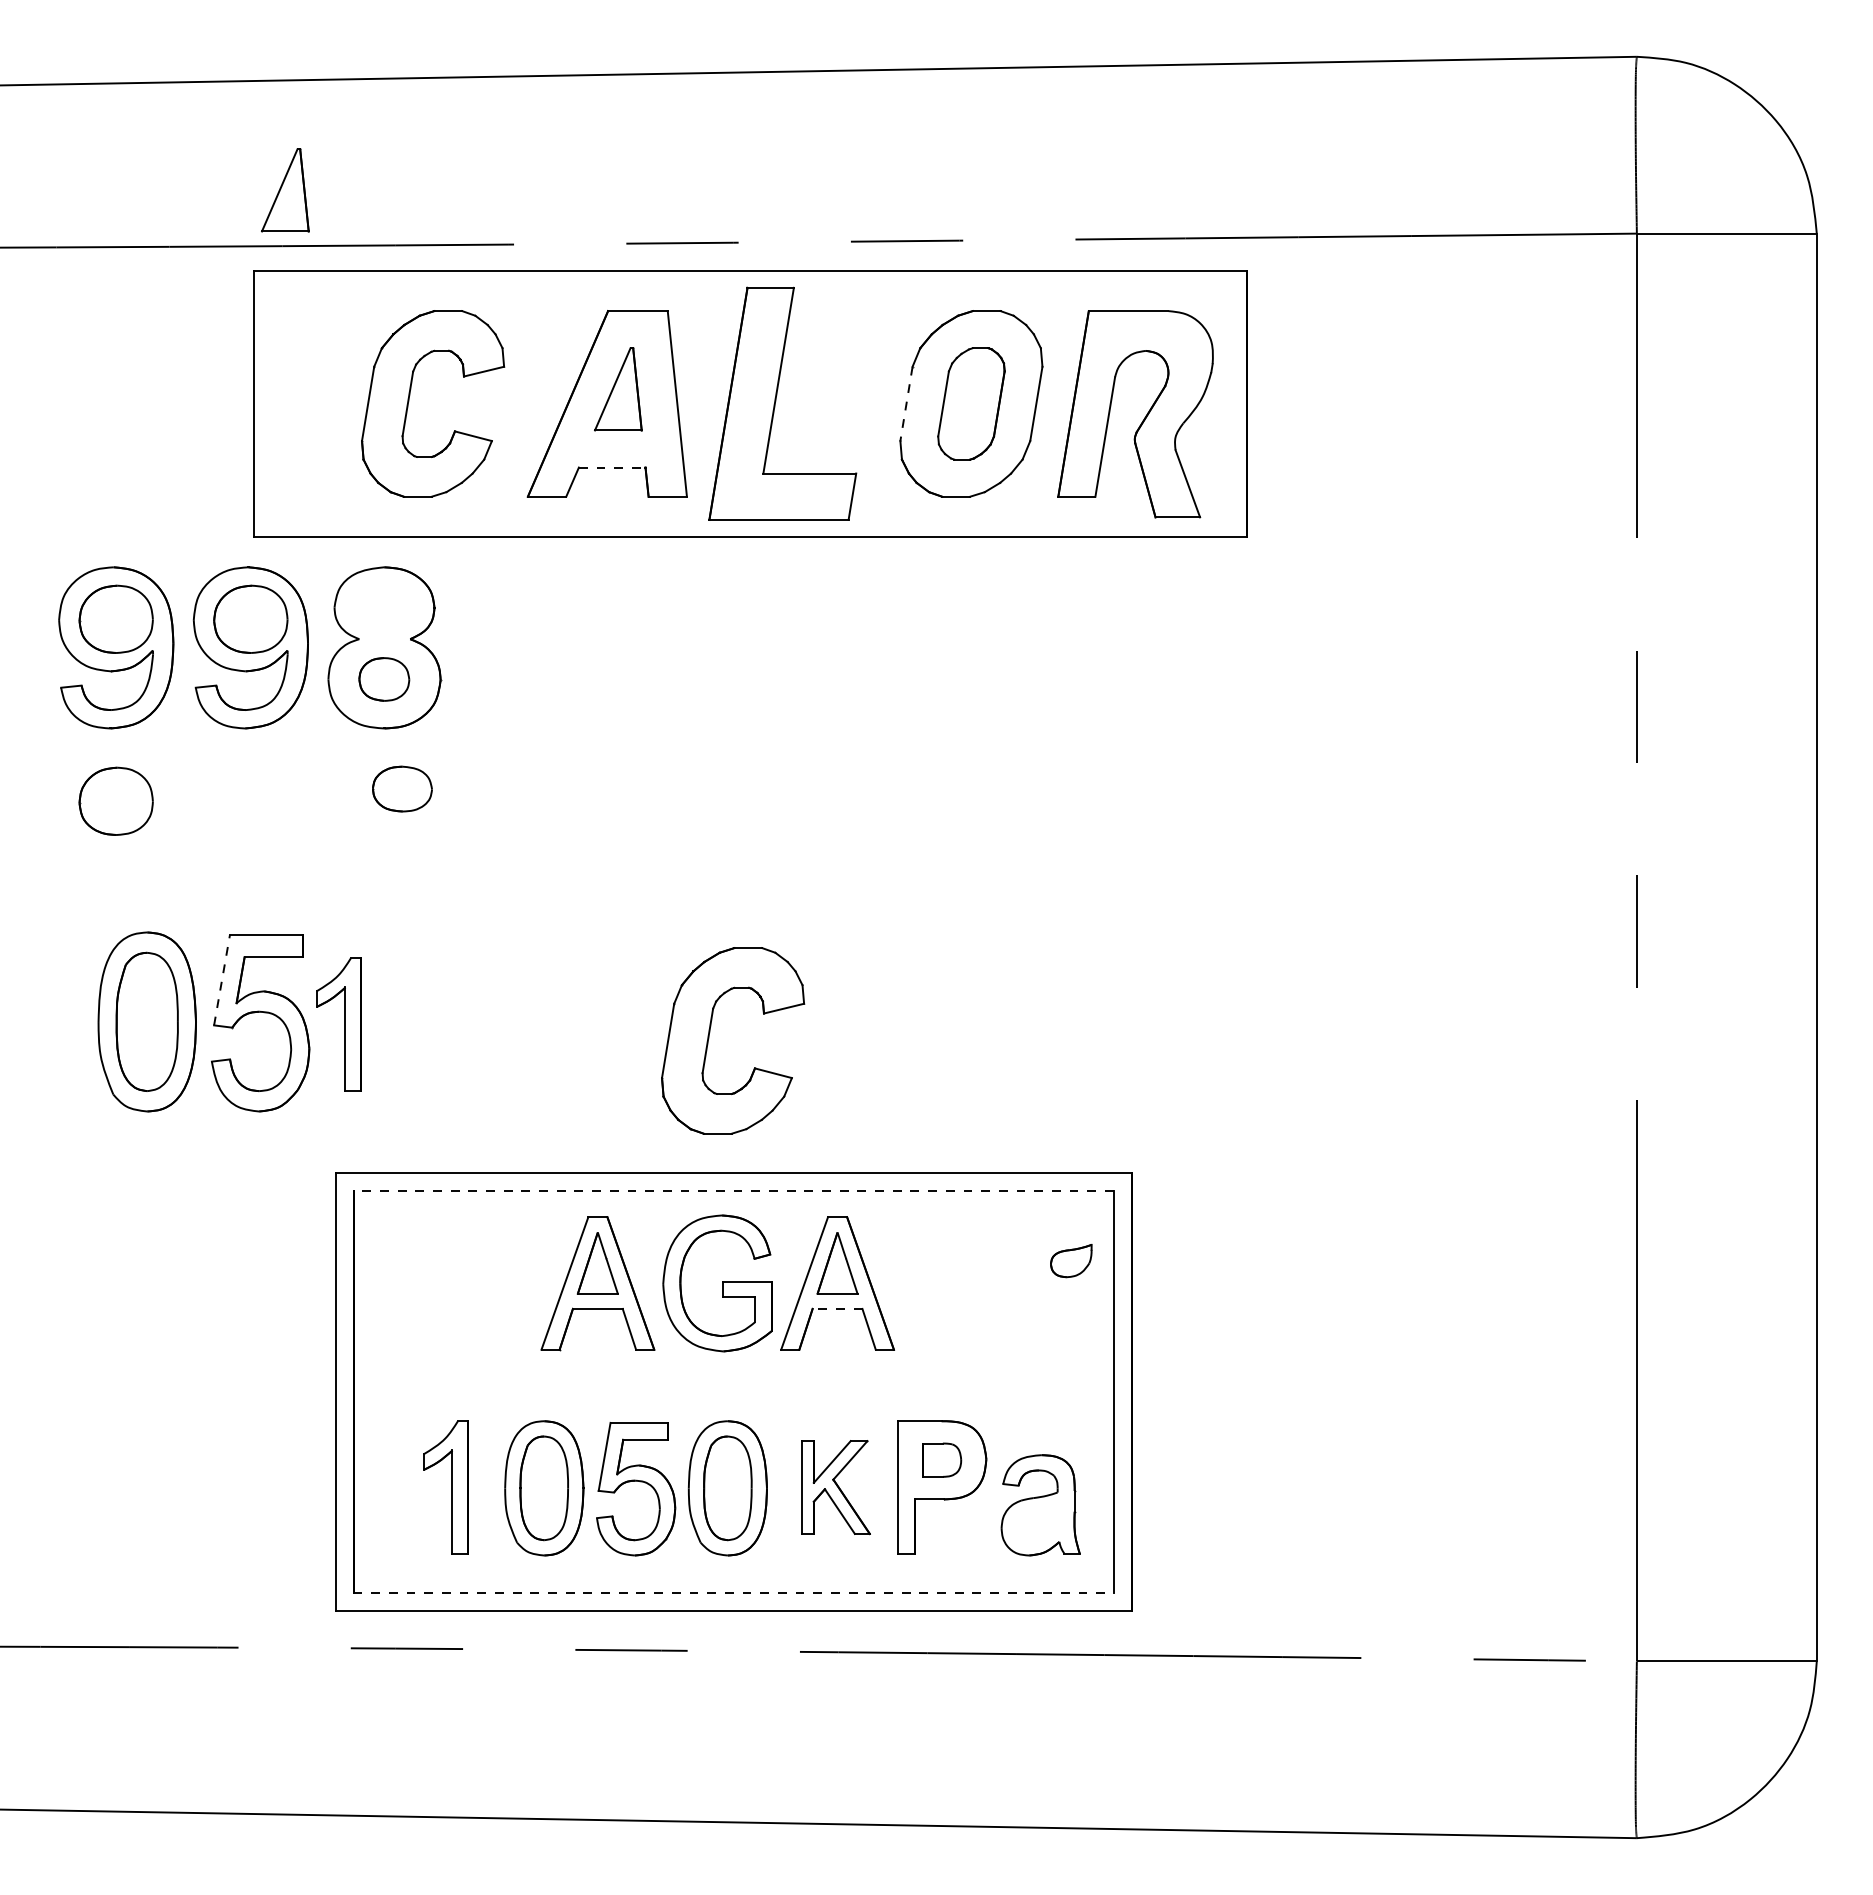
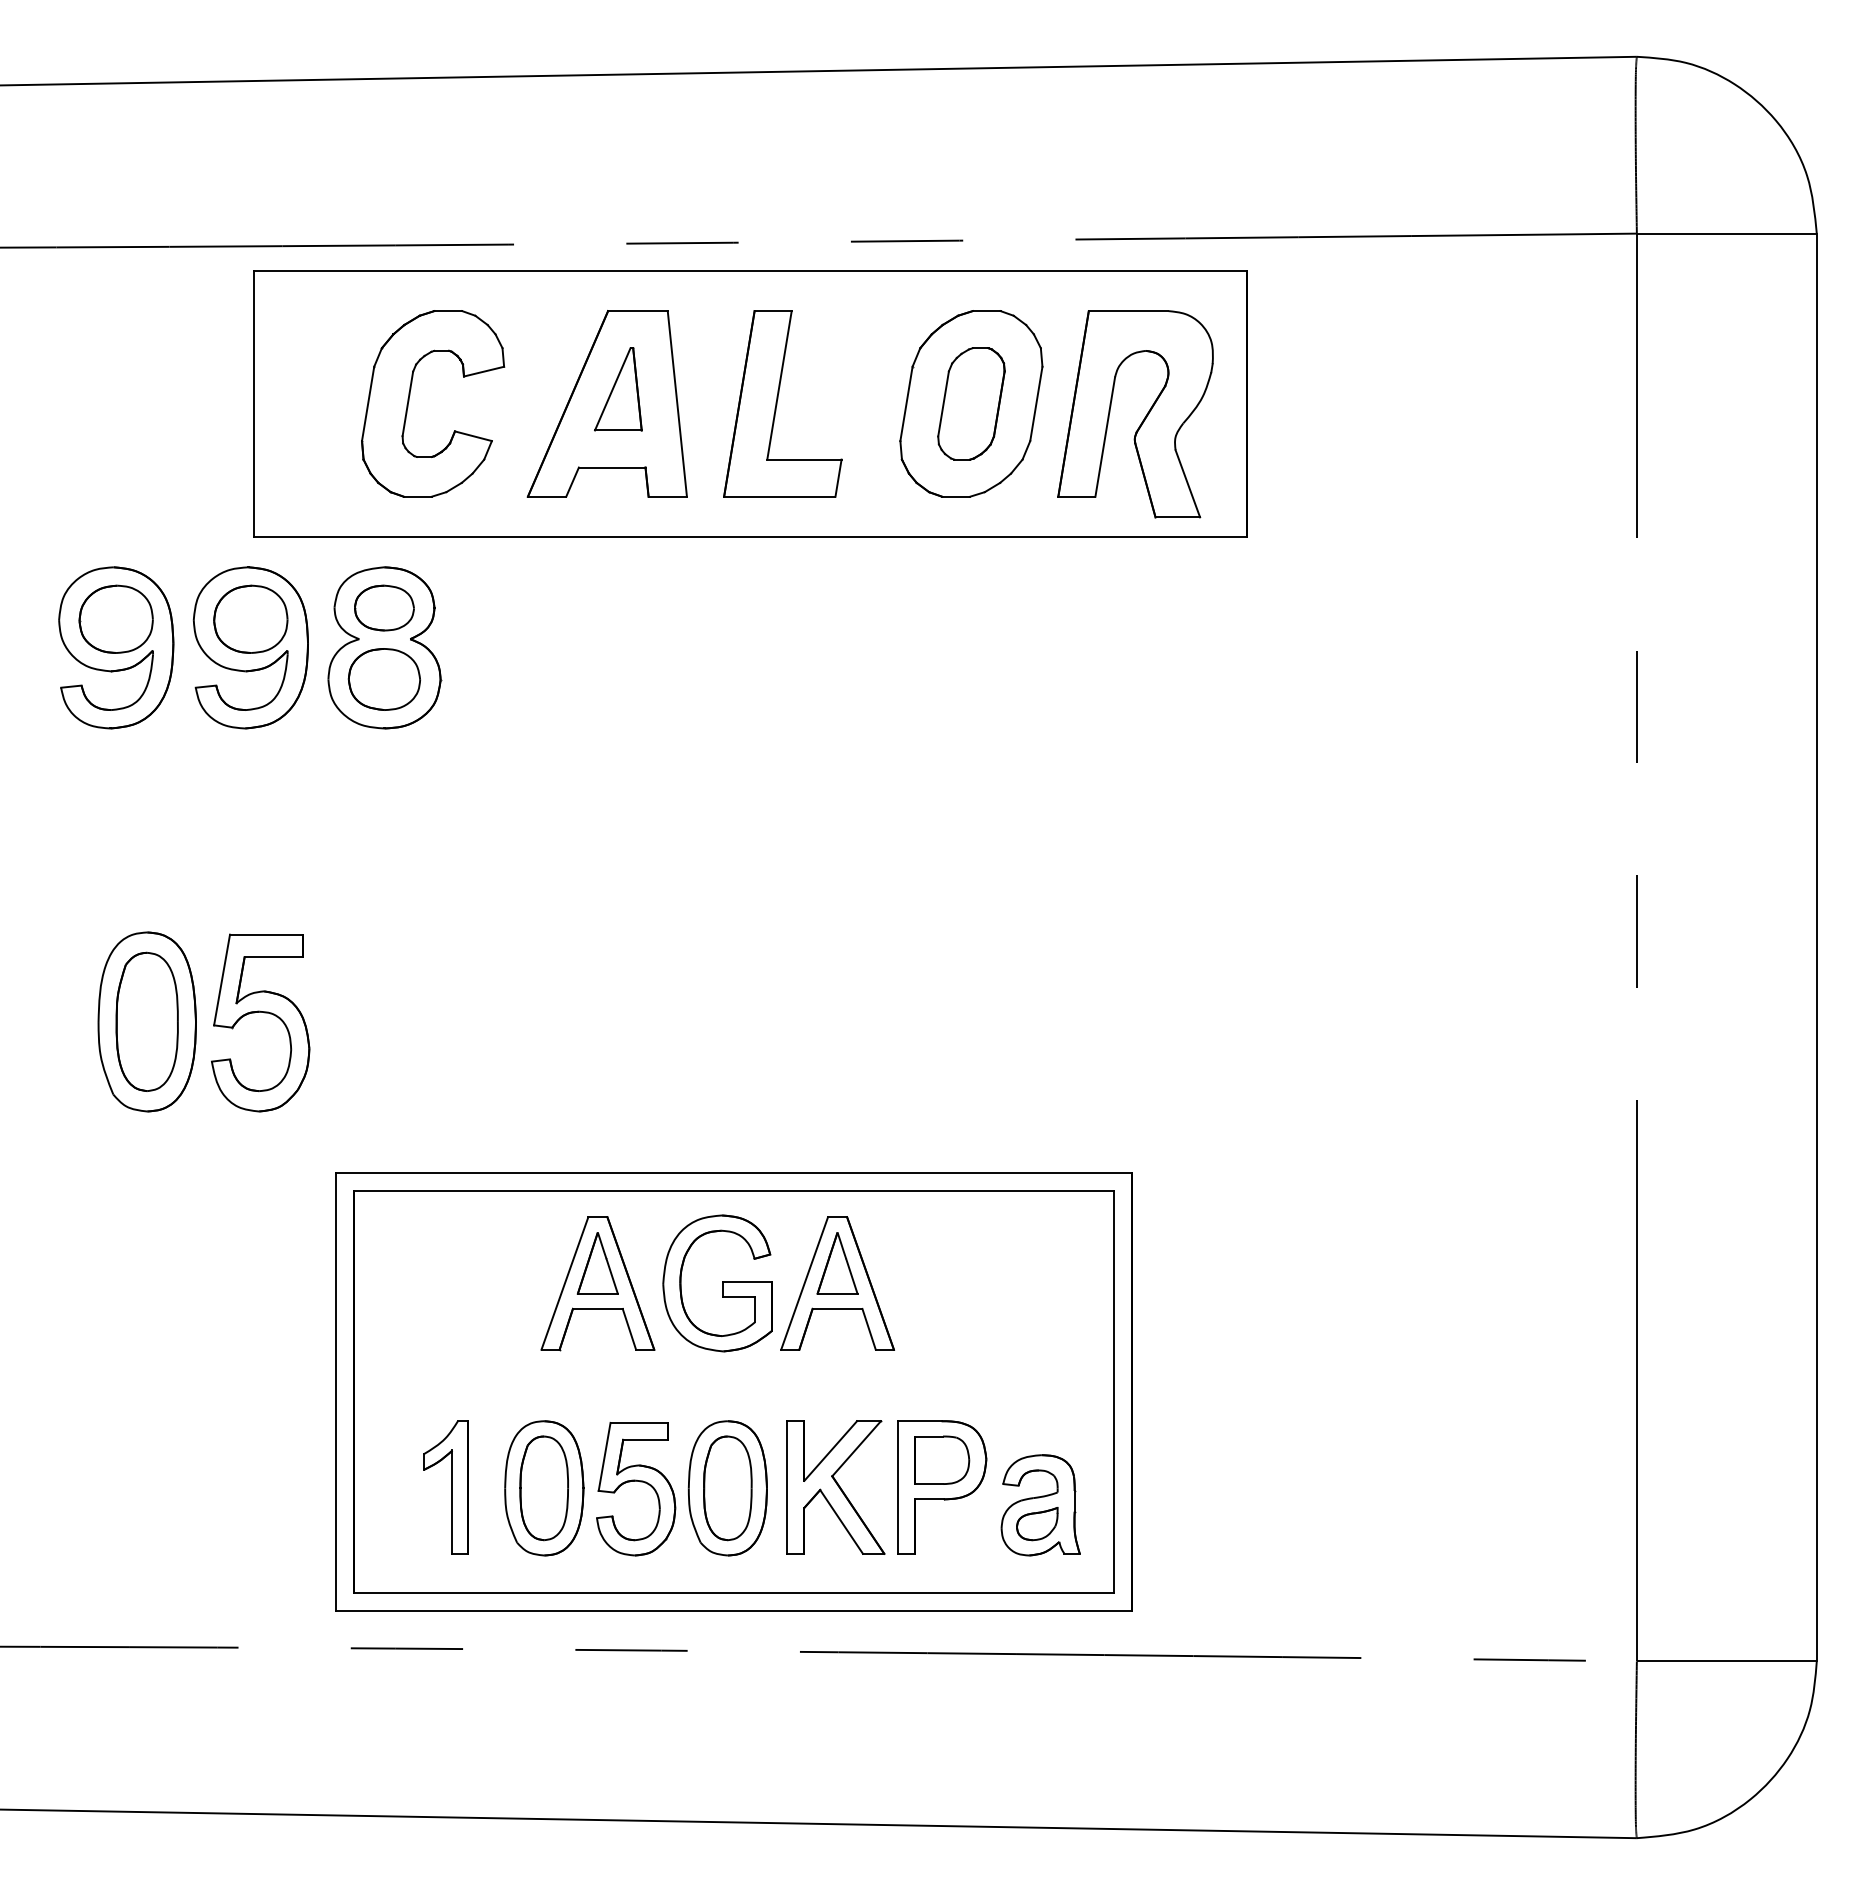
part: present -> none (285, 190)
part size: 150x235 px -> 120x188 px (782, 403)
line: dashed -> solid (906, 403)
line: dashed -> solid (612, 467)
part size: 53x45 px -> 74x63 px (383, 679)
part position: (402, 788) -> (384, 607) (384, 607)
part: present -> none (115, 800)
line: dashed -> solid (222, 979)
part: present -> none (338, 1024)
part: present -> none (709, 1038)
line: dashed -> solid (733, 1190)
part position: (1071, 1261) -> (1037, 1524) (1037, 1524)
line: dashed -> solid (837, 1308)
part size: 41x36 px -> 57x50 px (942, 1459)
part size: 70x96 px -> 100x135 px (835, 1487)
line: dashed -> solid (734, 1592)
